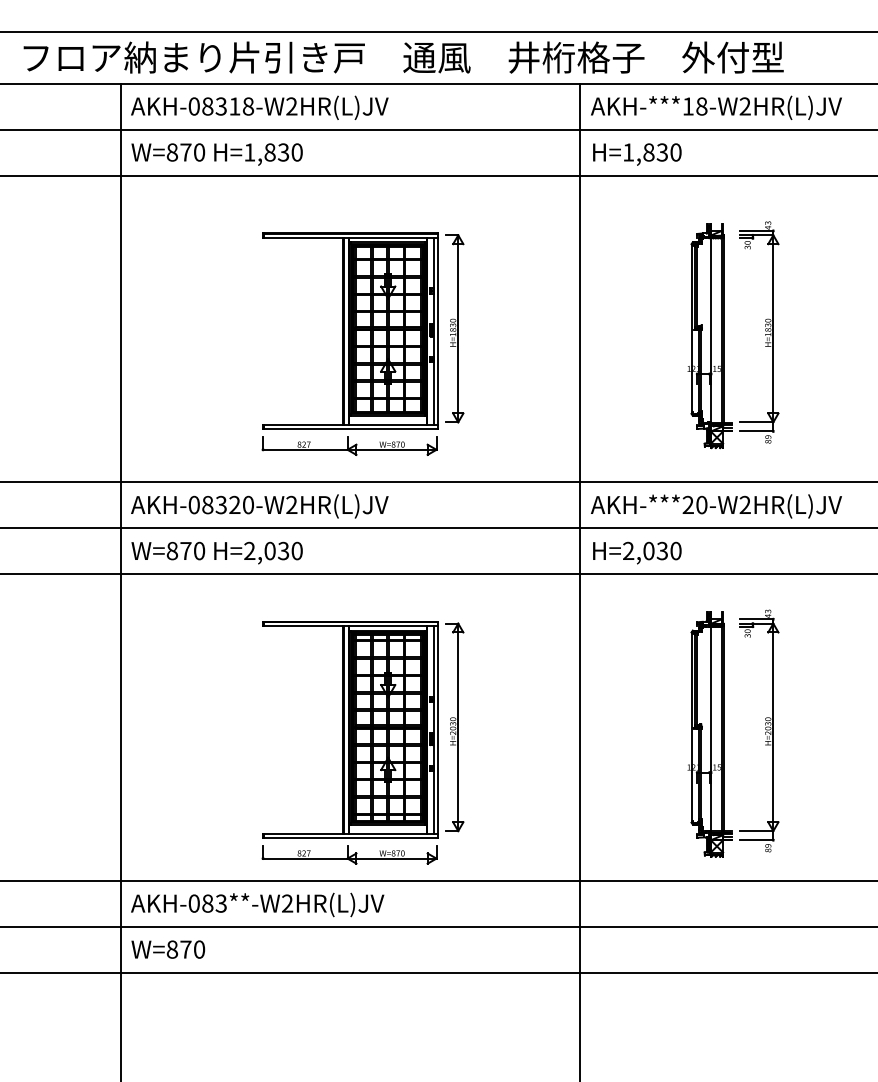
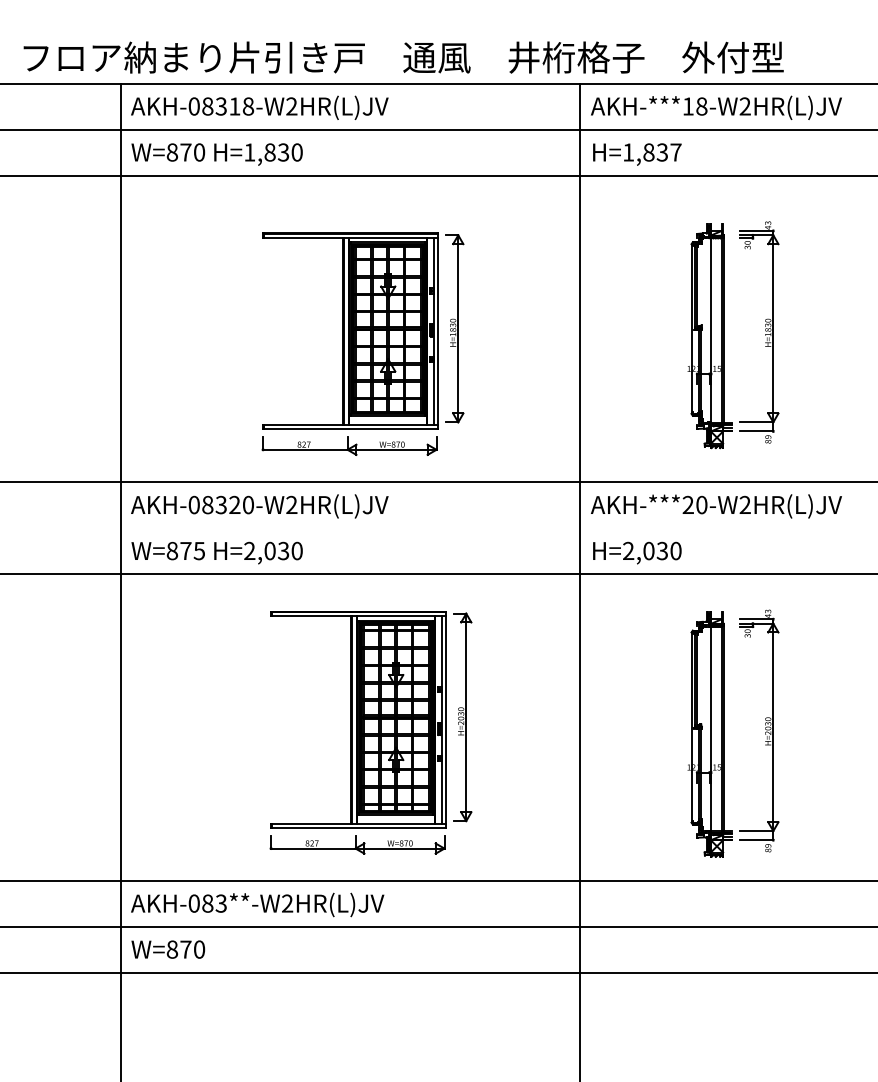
line: present -> none (438, 32)
text: H=1,830 -> H=1,837 (675, 152)
line: present -> none (438, 528)
text: W=870 -> W=875 (199, 550)
part position: (362, 742) -> (370, 732) (370, 732)
